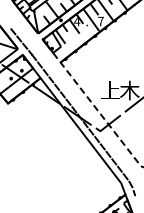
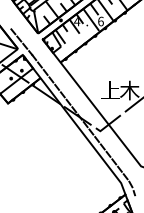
text: 7 -> 6 (100, 21)
line: dashed -> solid (95, 107)
